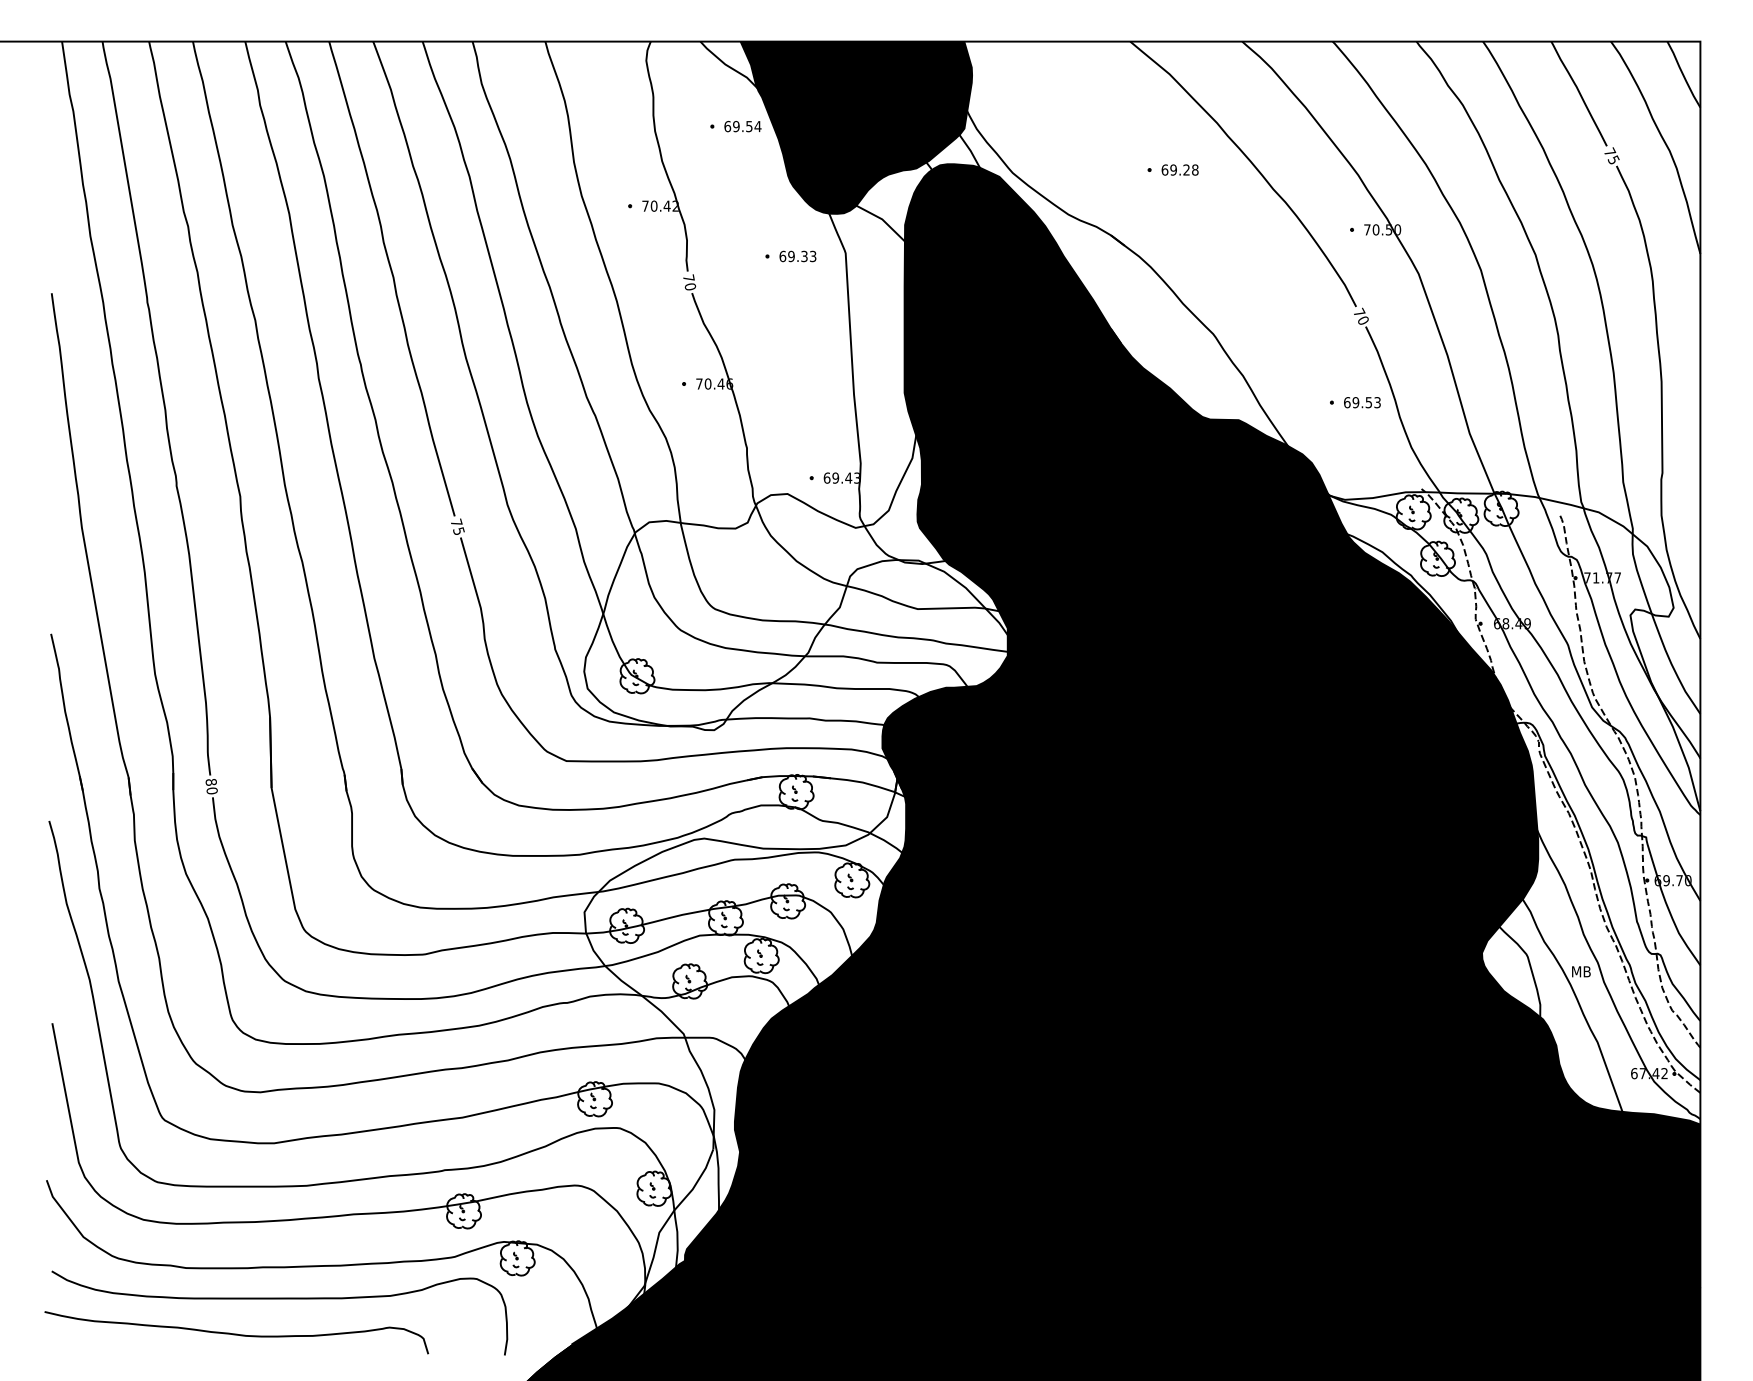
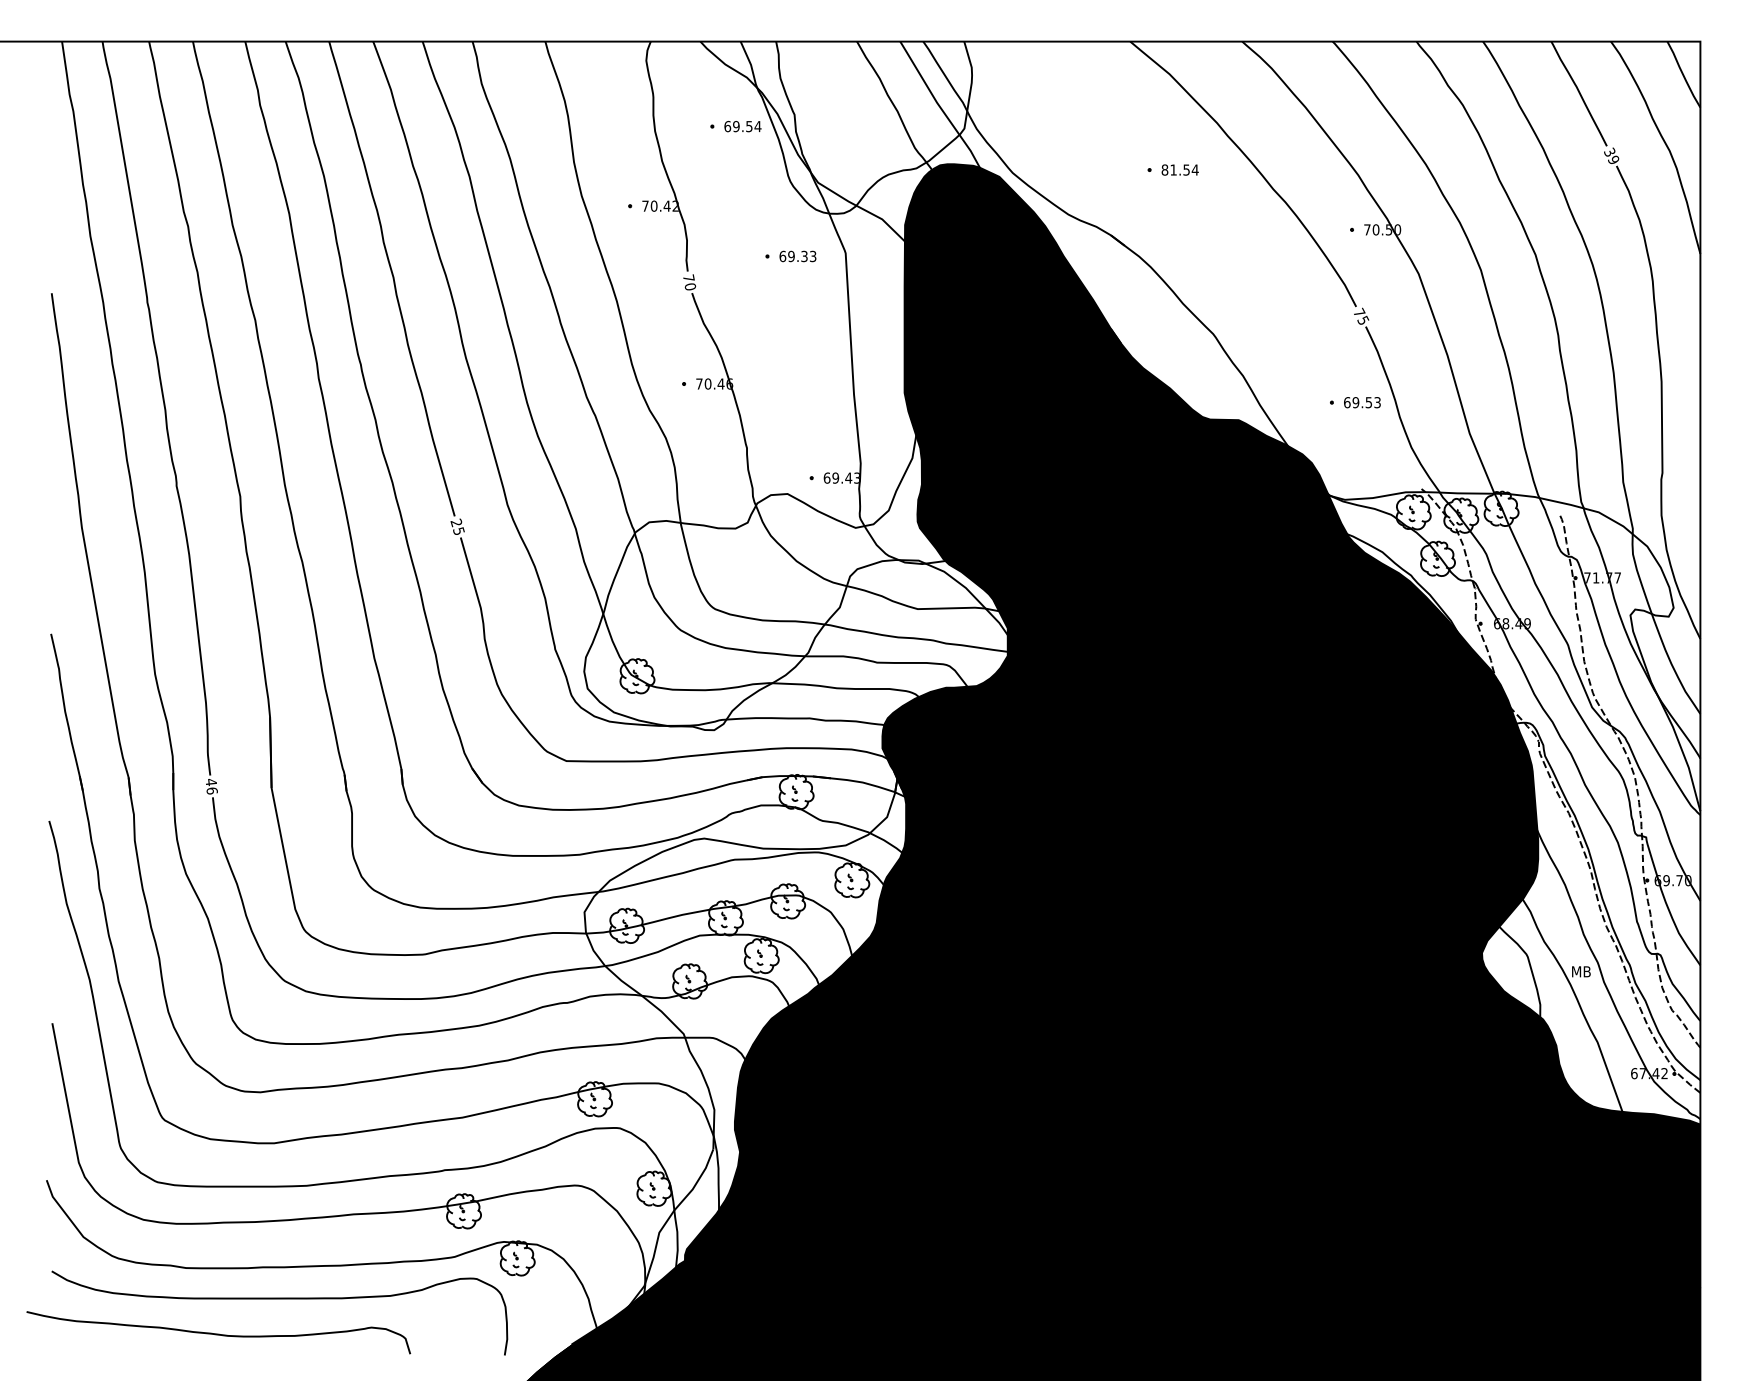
fill: present -> none (856, 127)
text: 75 -> 39 (1611, 155)
text: 69.28 -> 81.54 (1179, 169)
text: 70 -> 75 (1363, 319)
text: 75 -> 25 (456, 522)
text: 80 -> 46 (211, 786)
curve position: (236, 1333) -> (218, 1333) (218, 1333)
